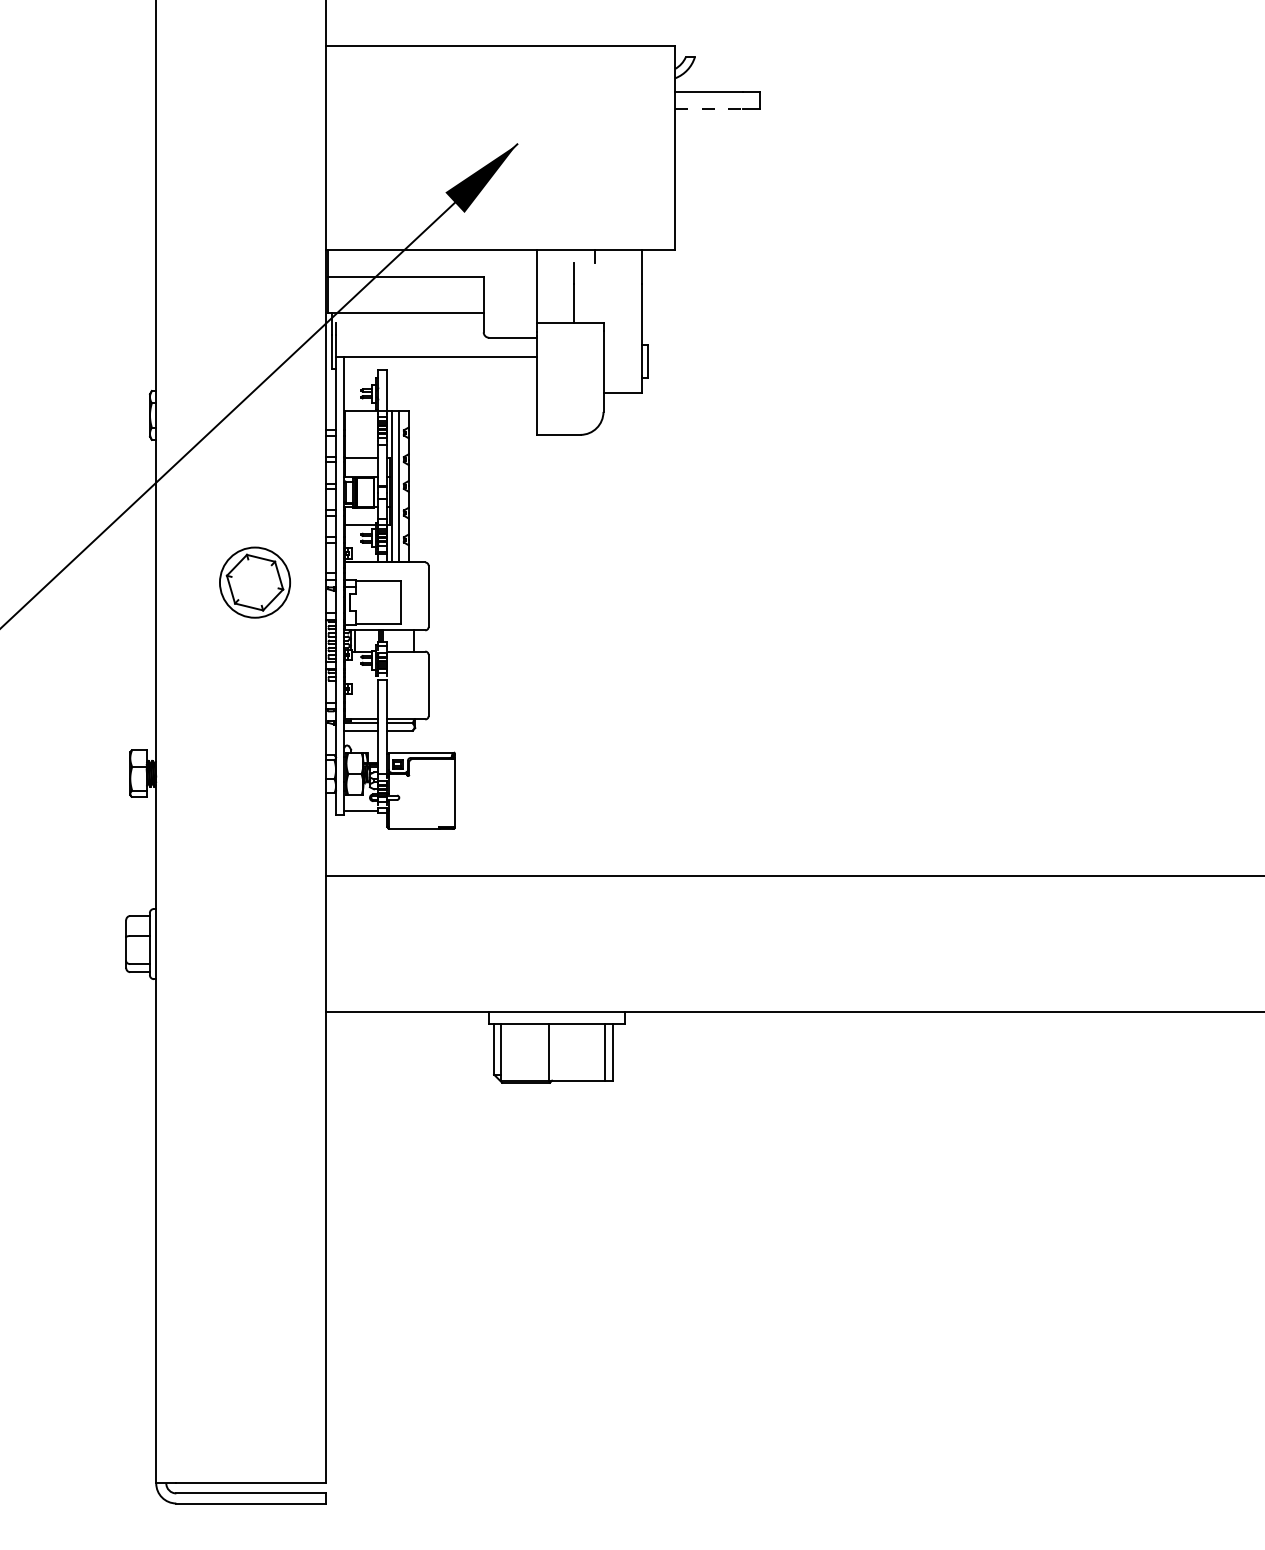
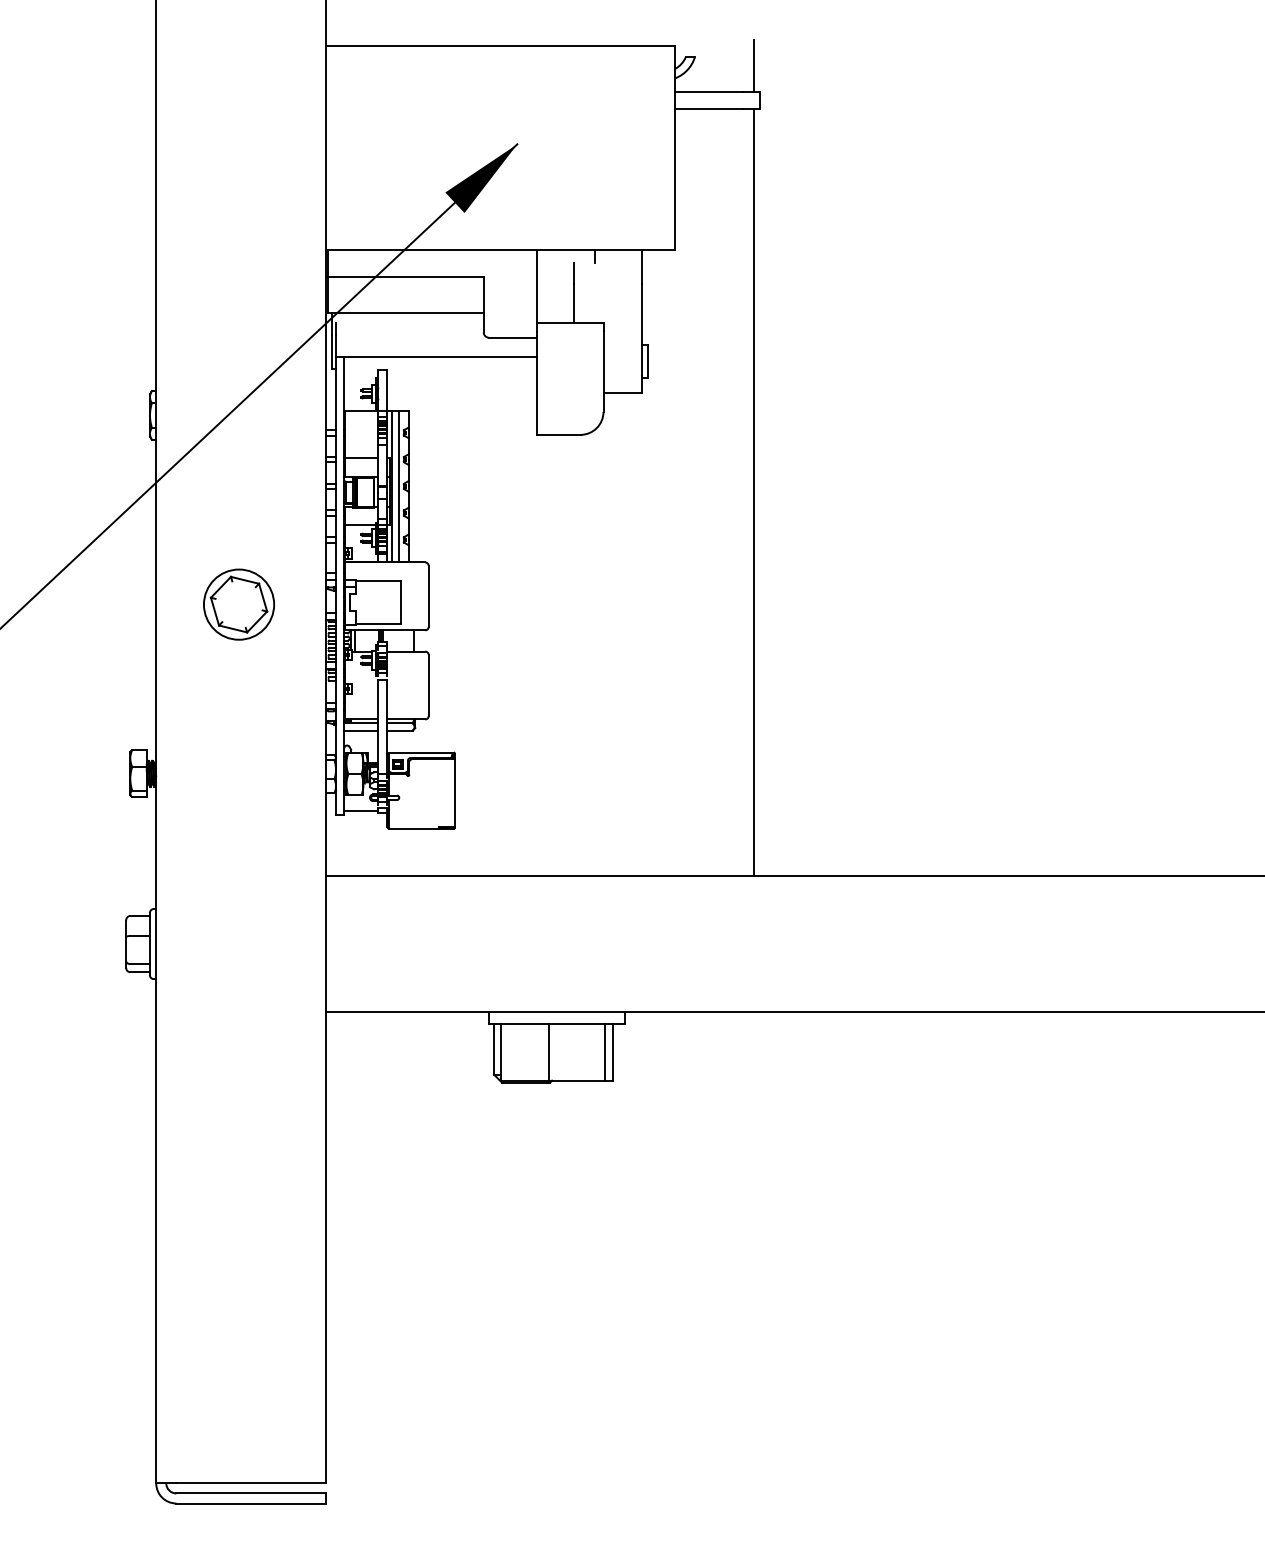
line: none -> present (753, 65)
line: dashed -> solid (709, 108)
line: none -> present (753, 492)
part position: (254, 582) -> (238, 604) (238, 604)
